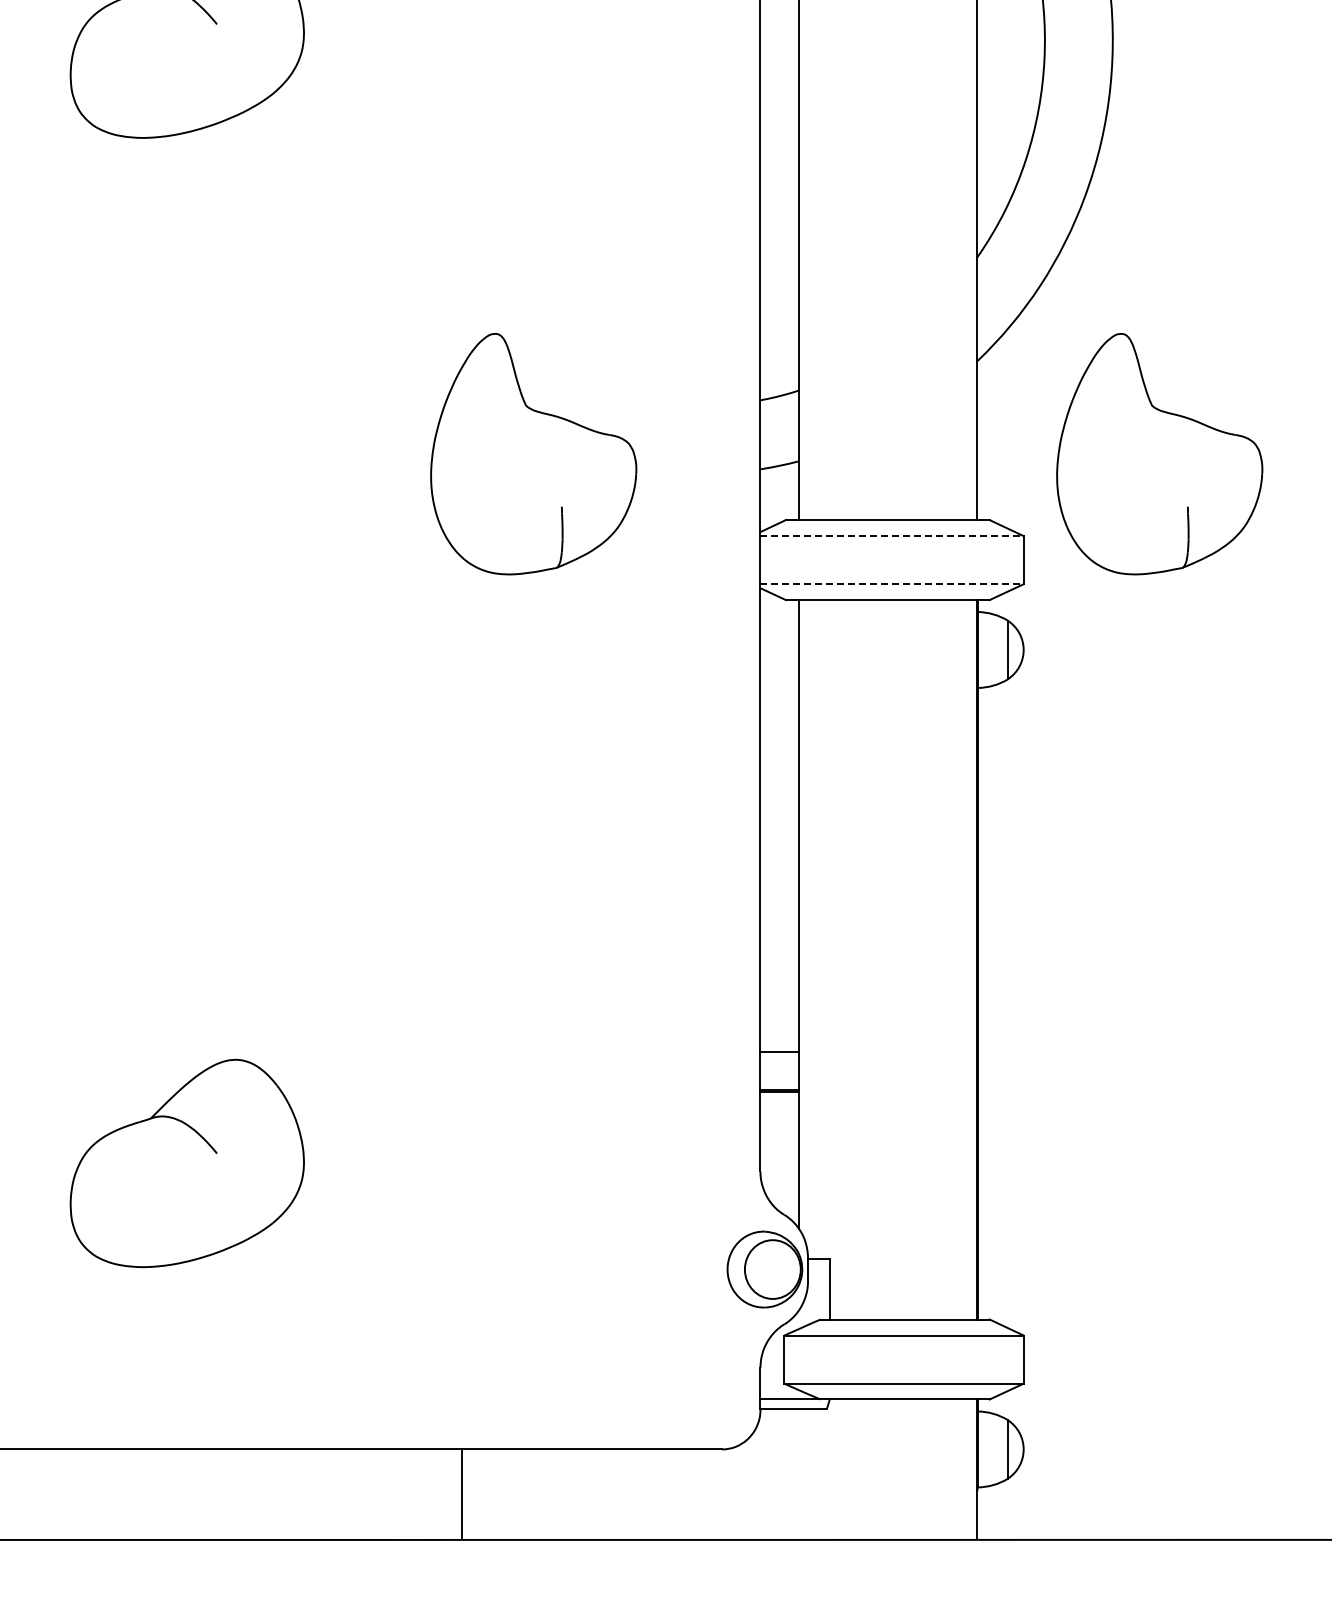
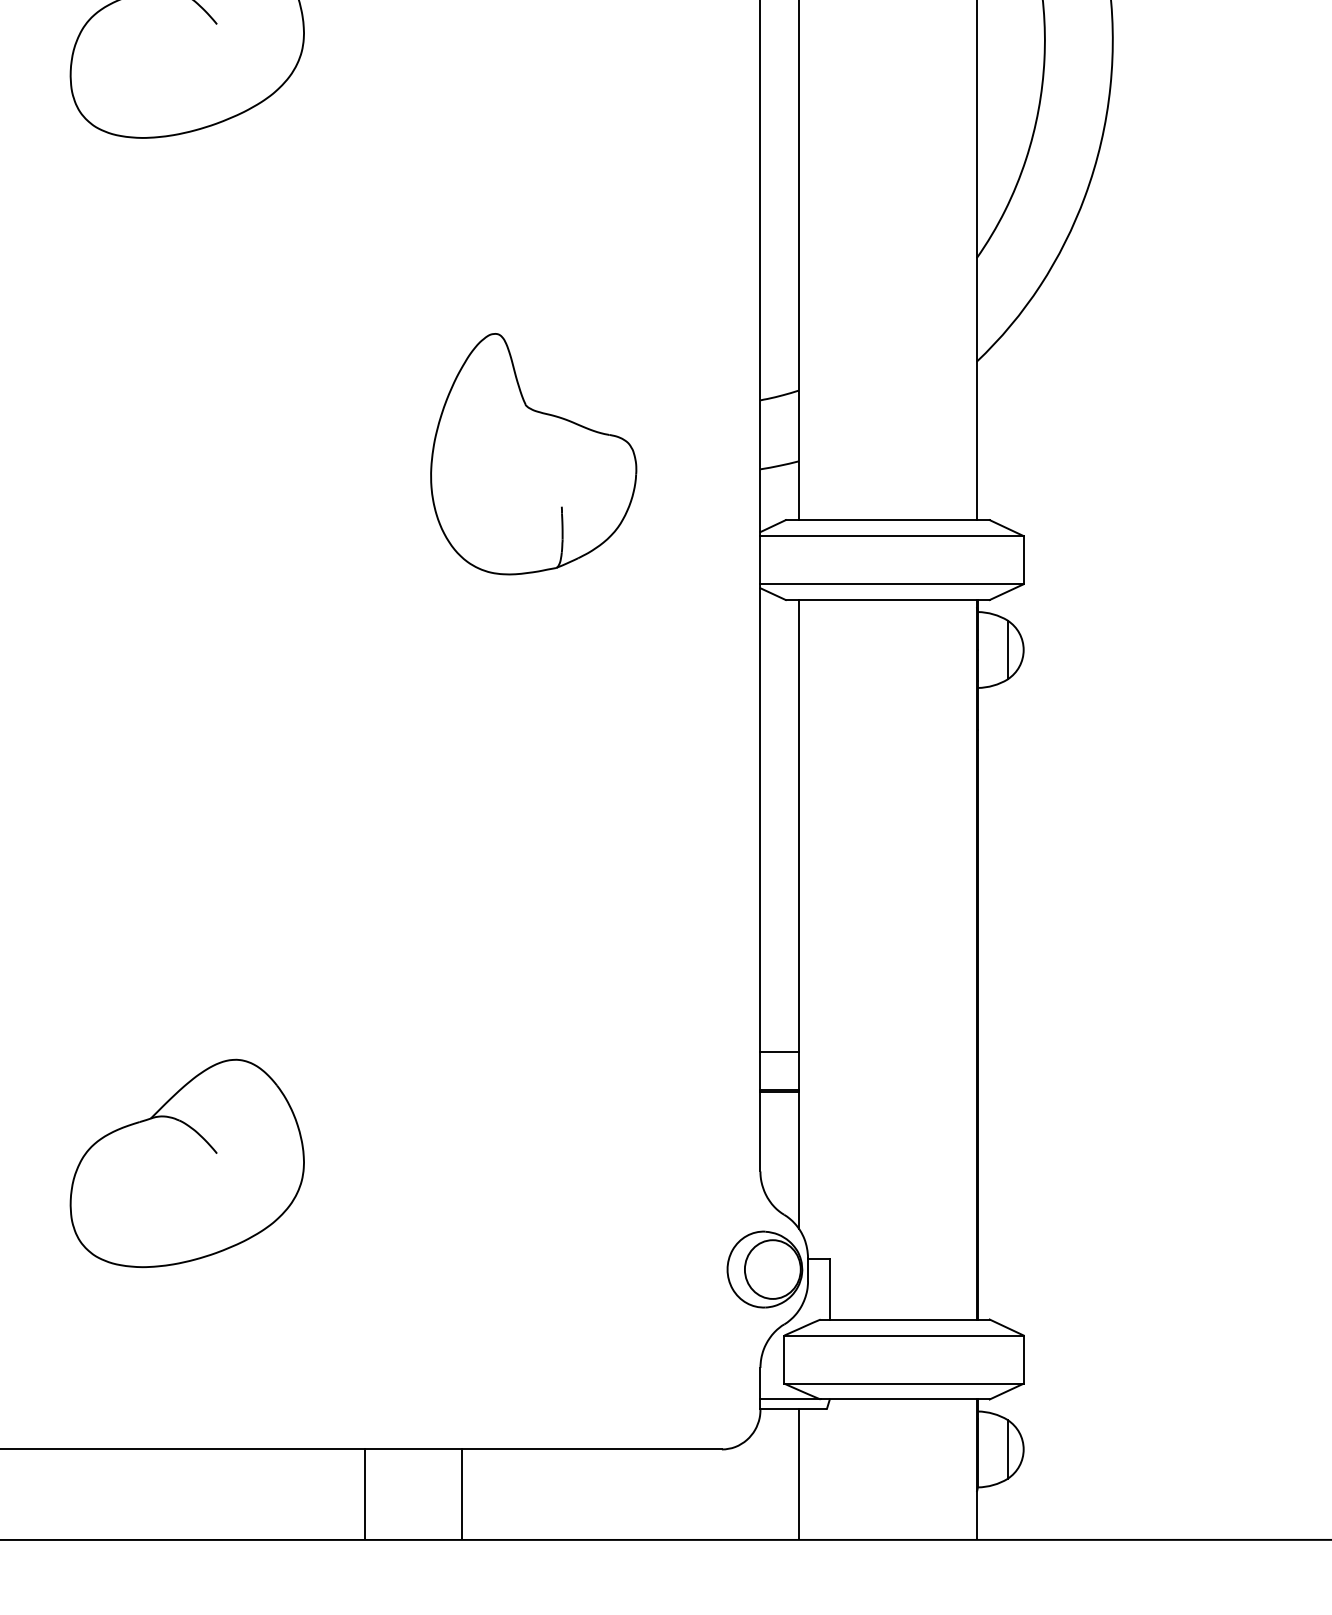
part: present -> none (1159, 454)
line: dashed -> solid (892, 536)
line: dashed -> solid (892, 584)
line: none -> present (798, 1474)
line: none -> present (364, 1494)
